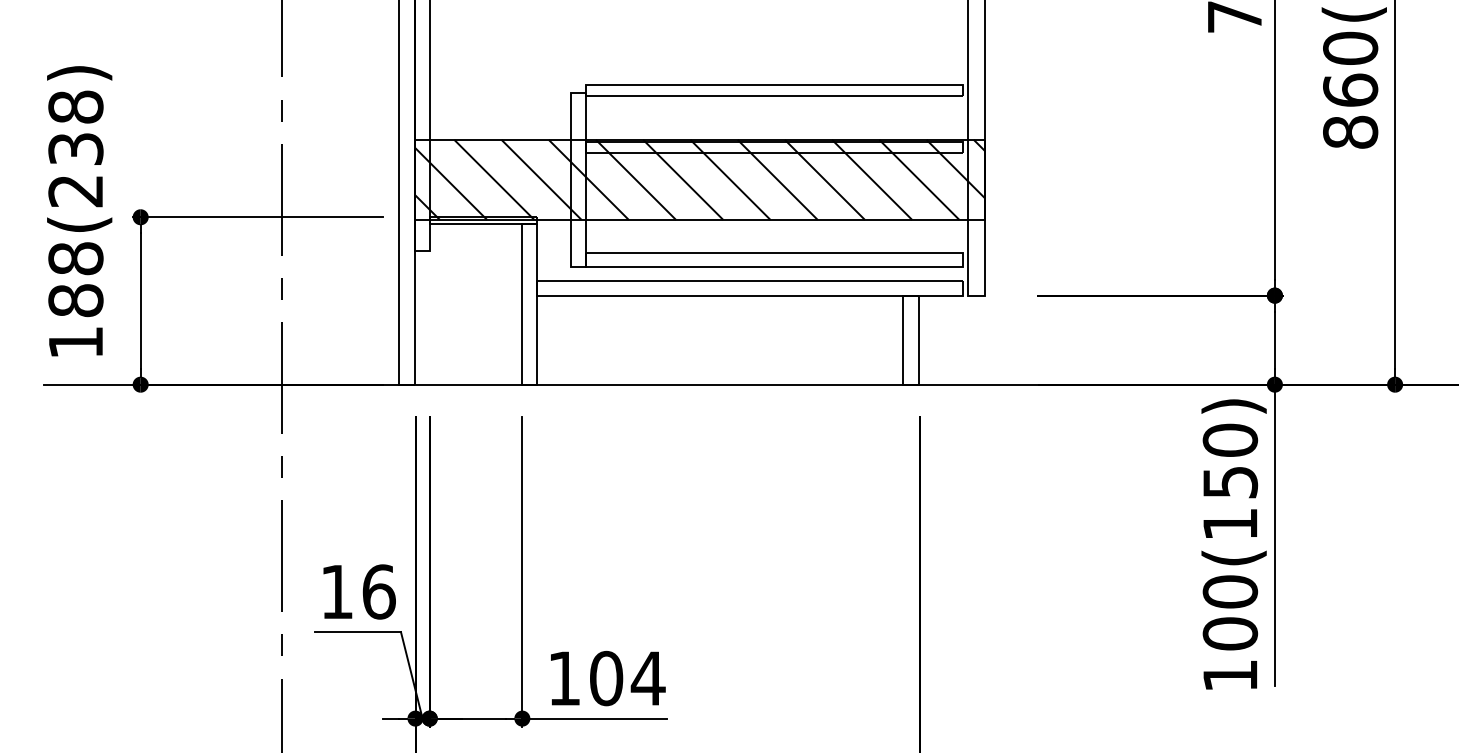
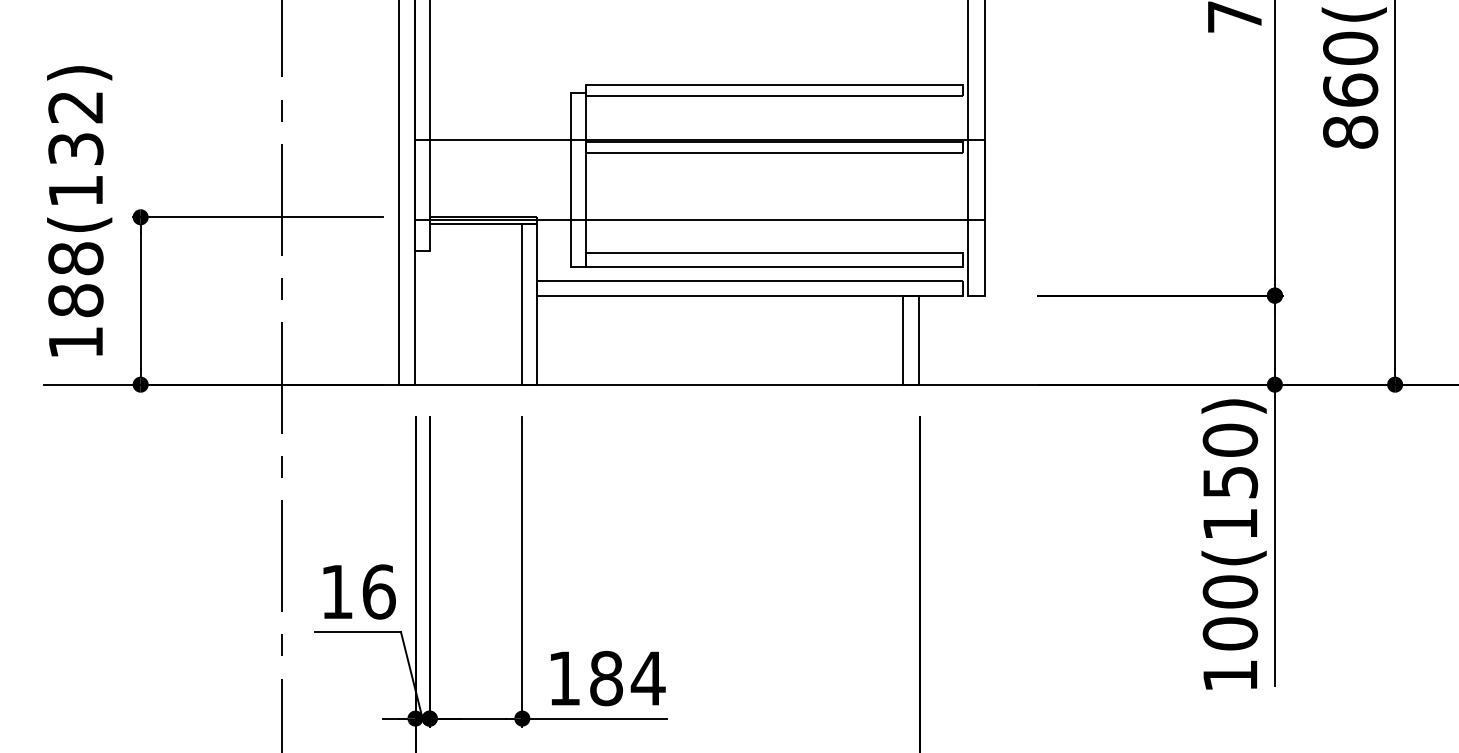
text: 188(238) -> 188(132) (75, 148)
hatch: present -> none (700, 179)
text: 104 -> 184 (606, 678)
